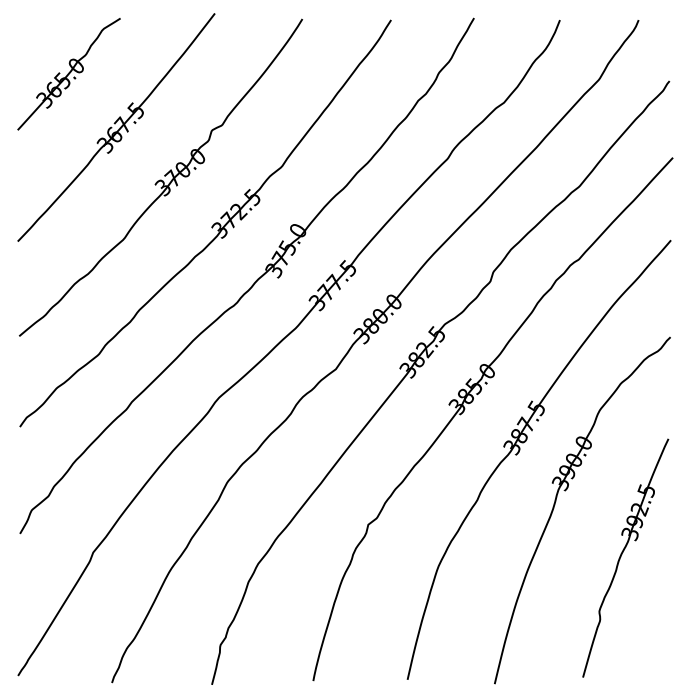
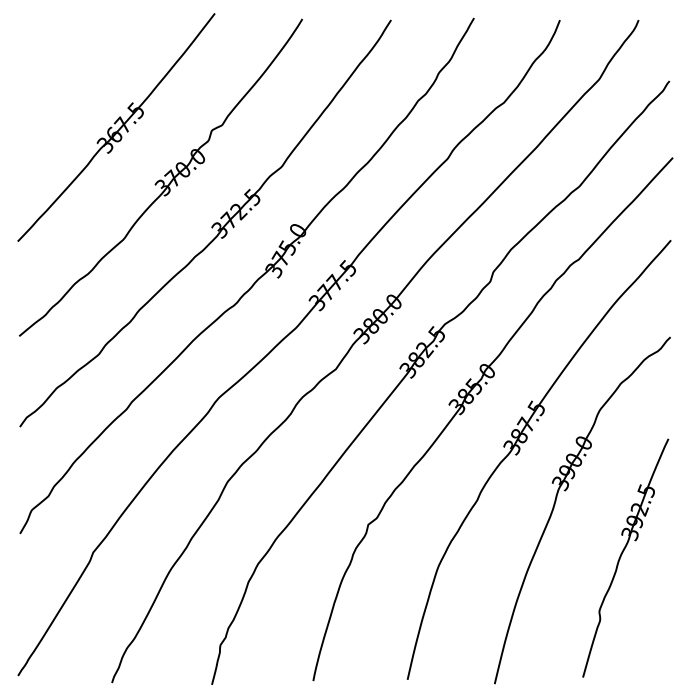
part: present -> none (68, 74)
